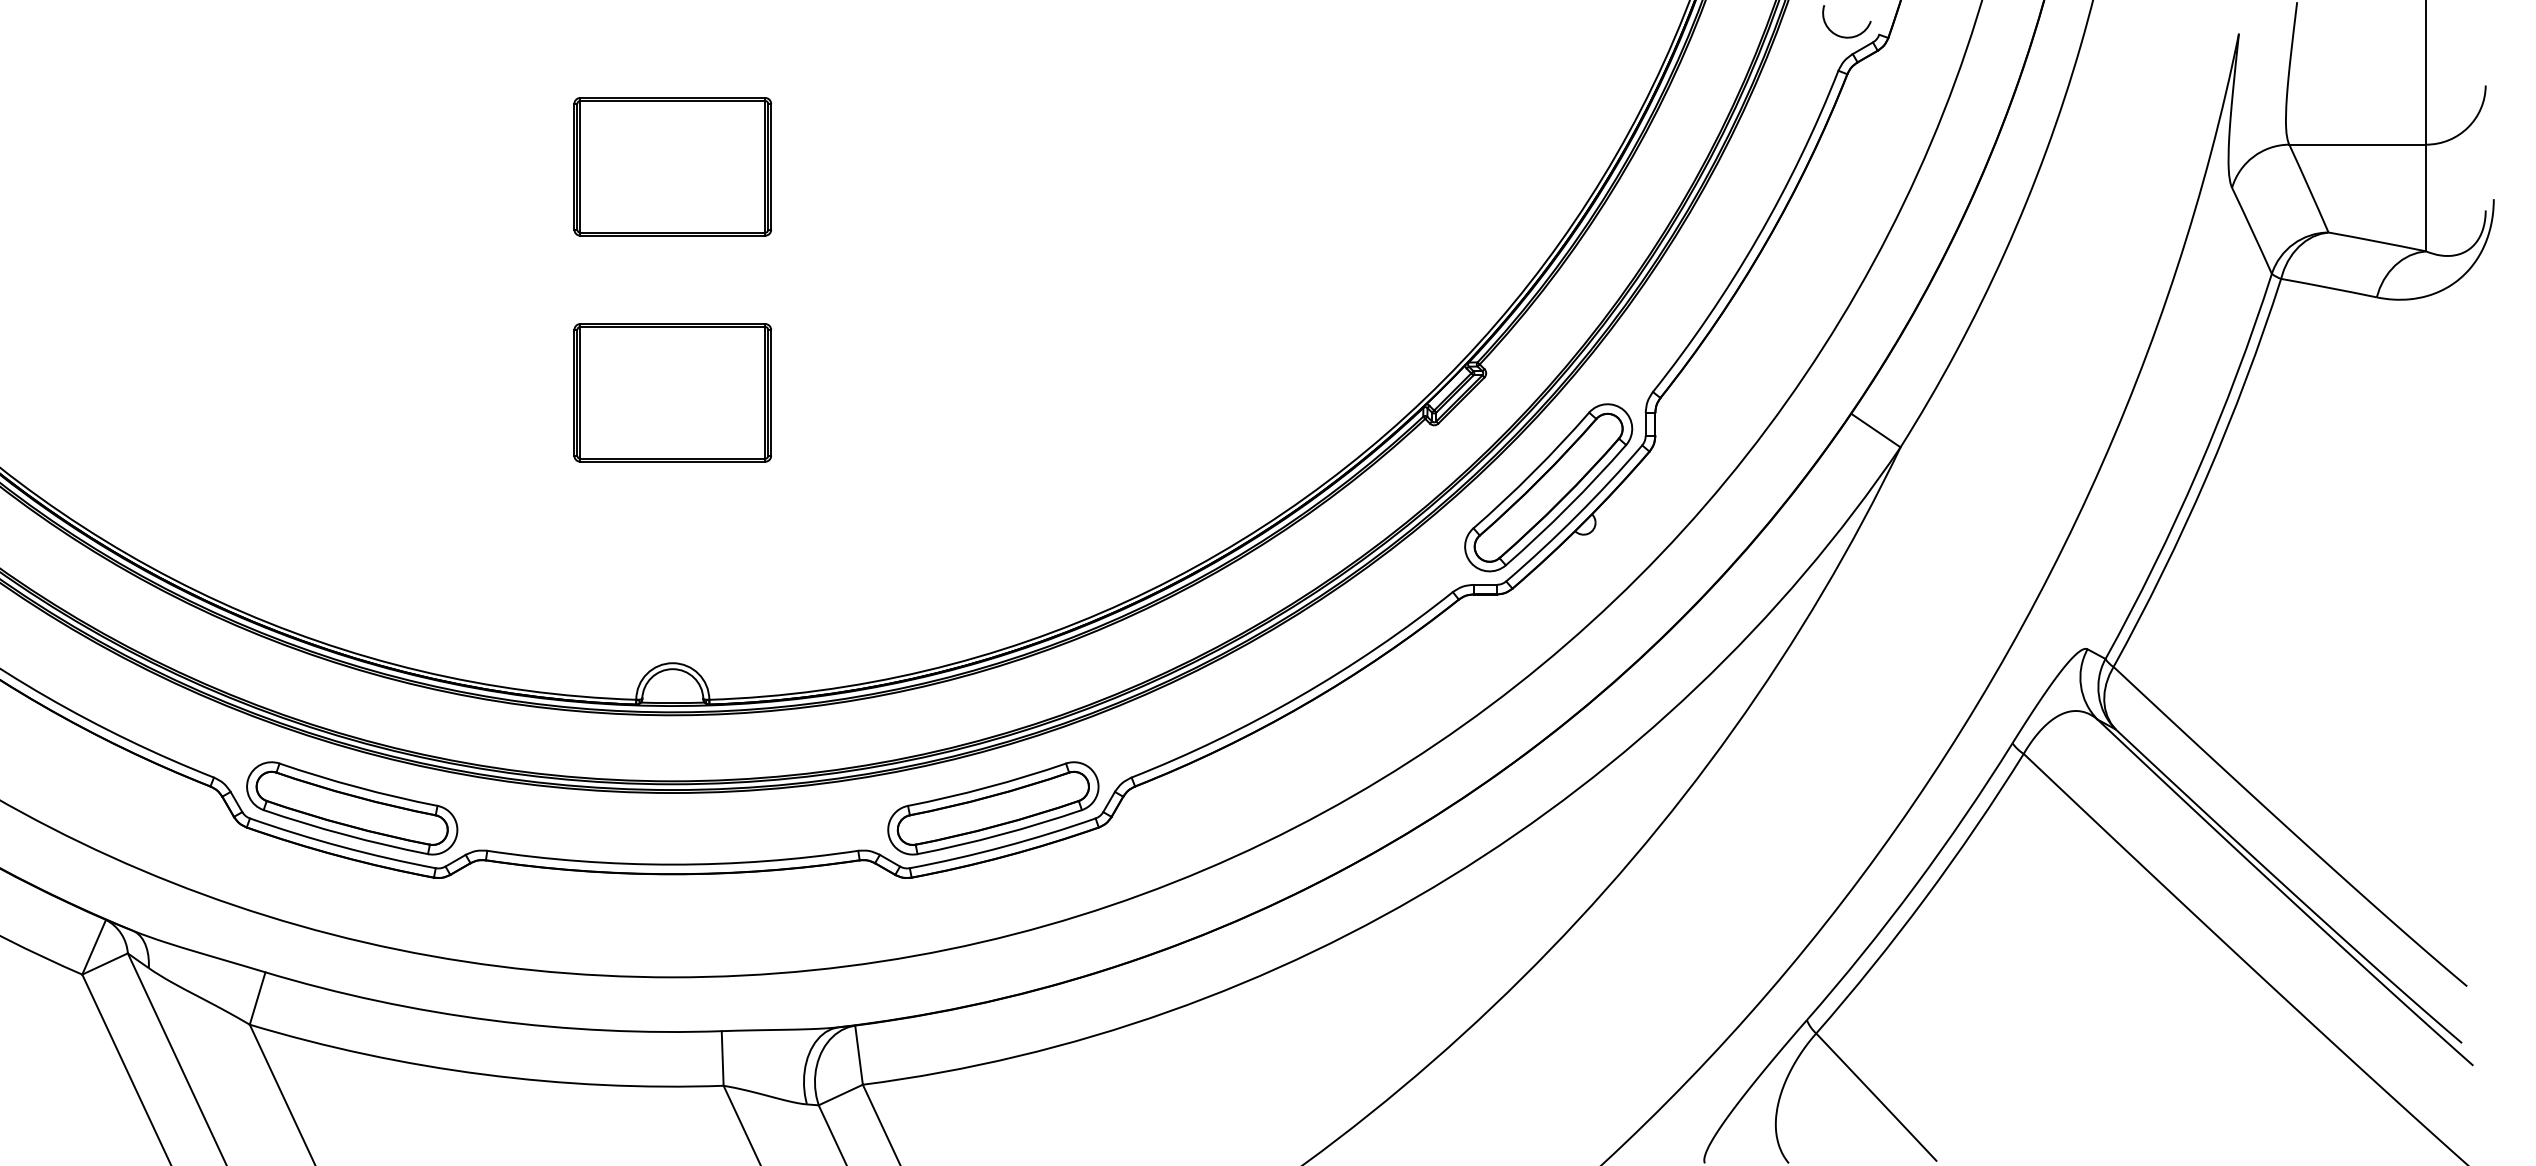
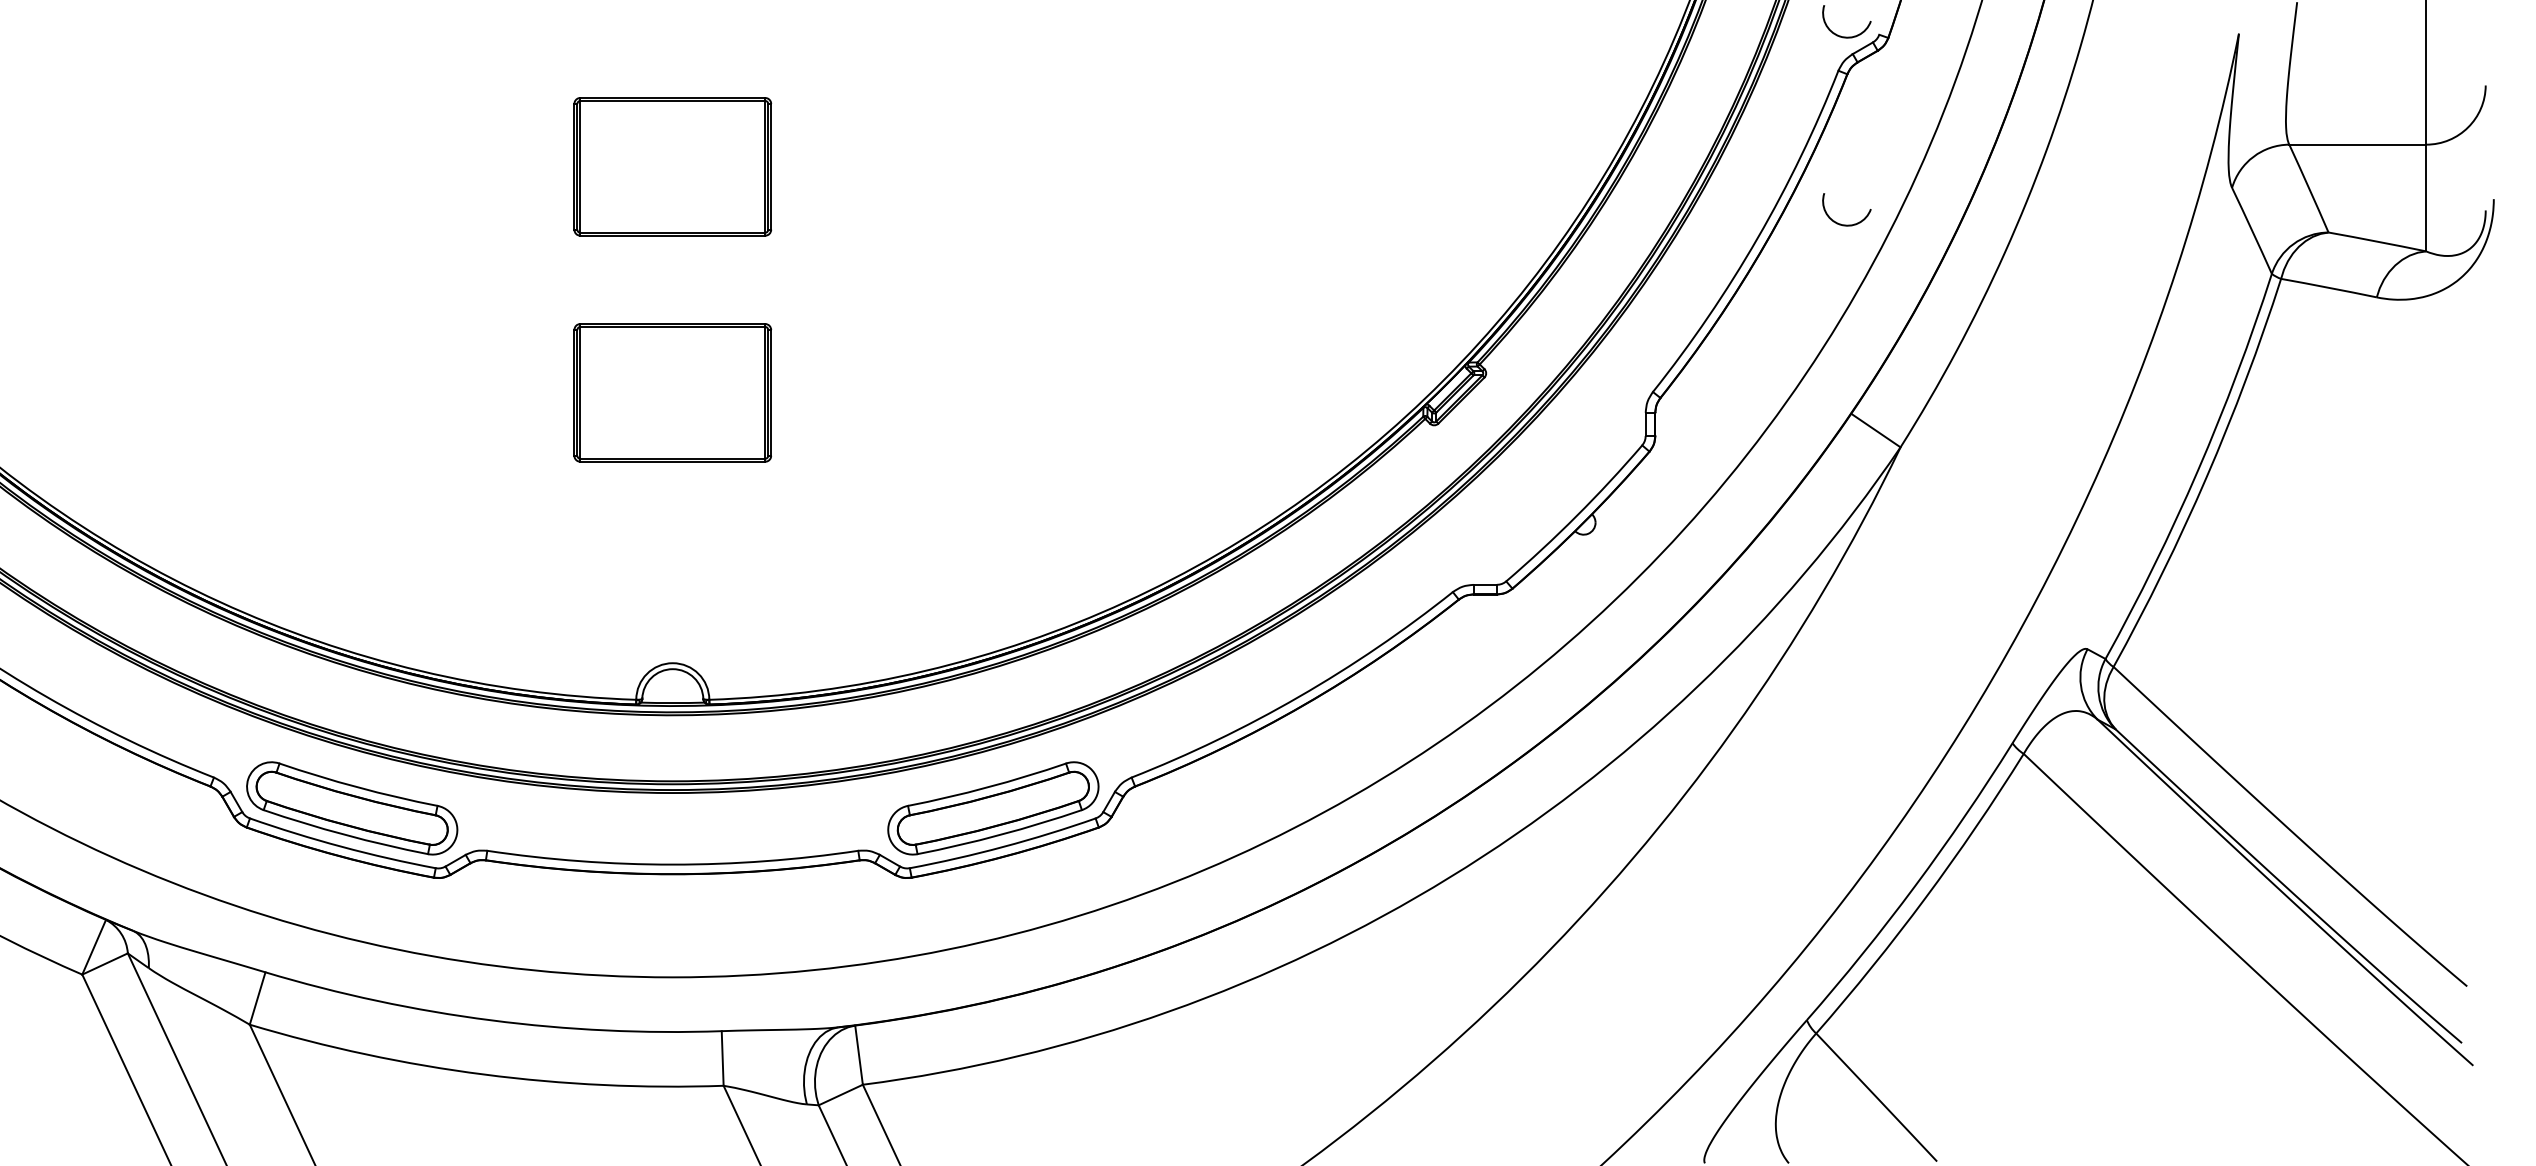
arc: none -> present (1846, 224)
part: present -> none (1548, 487)
